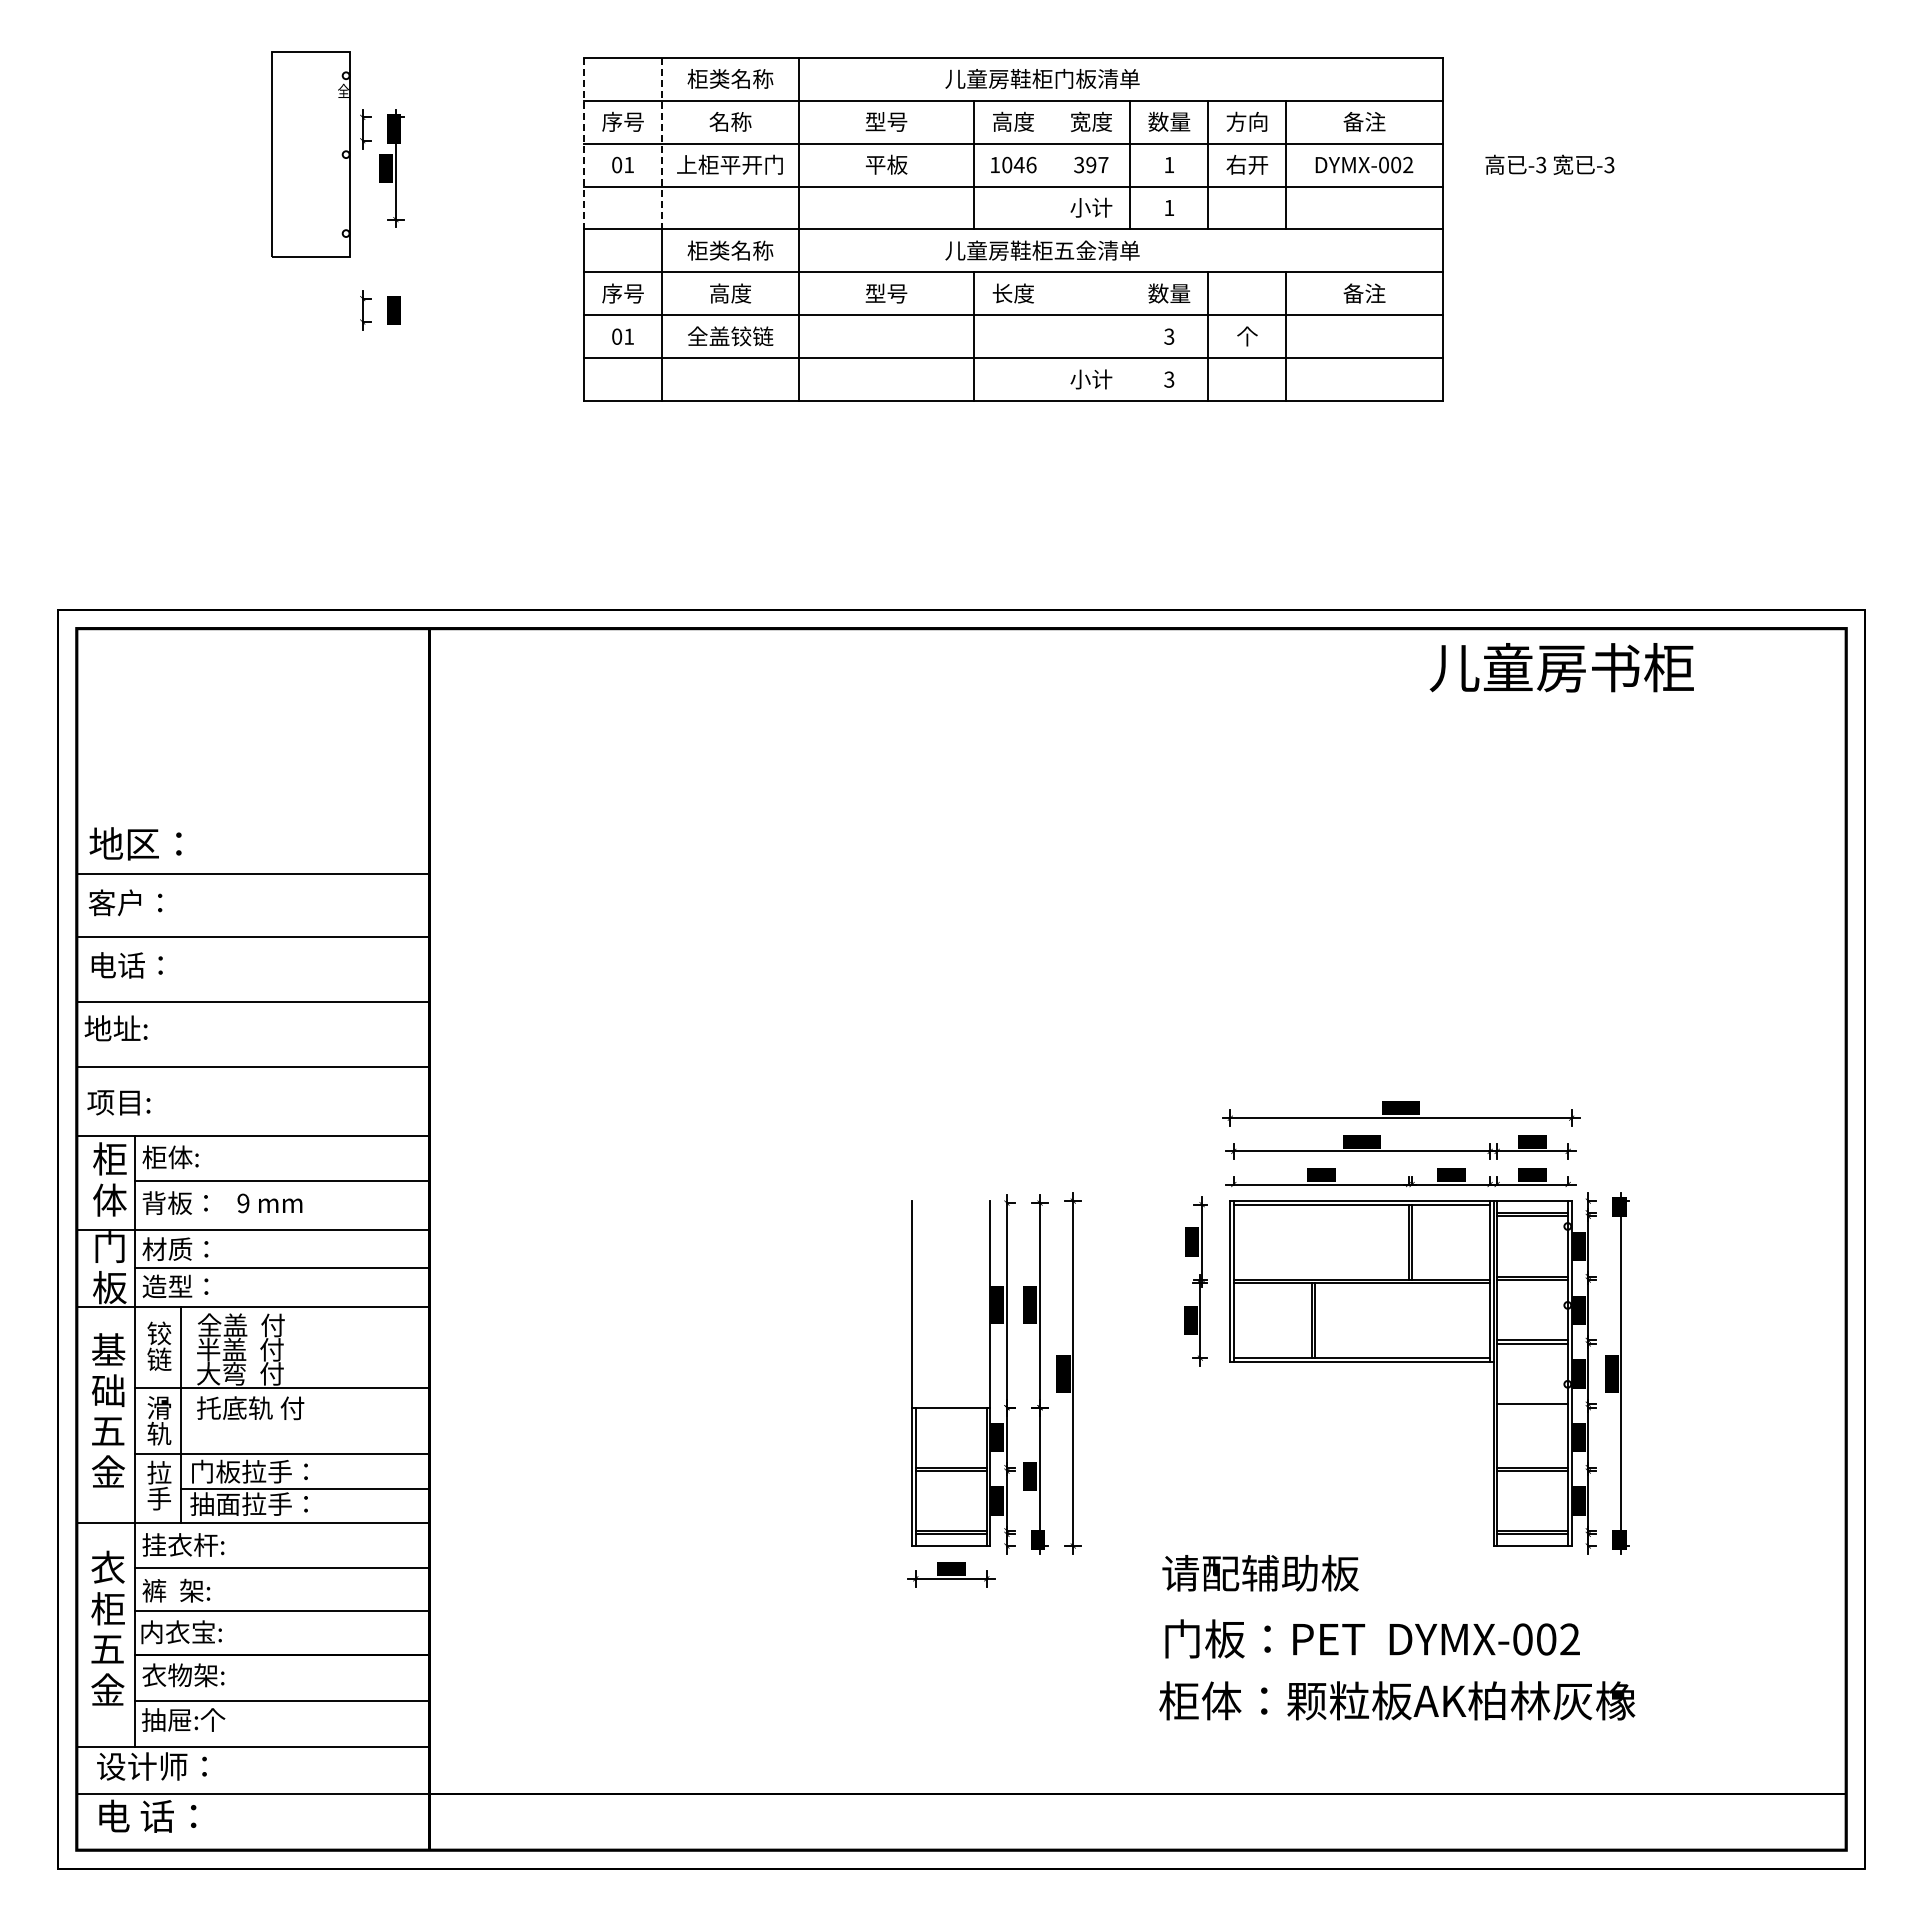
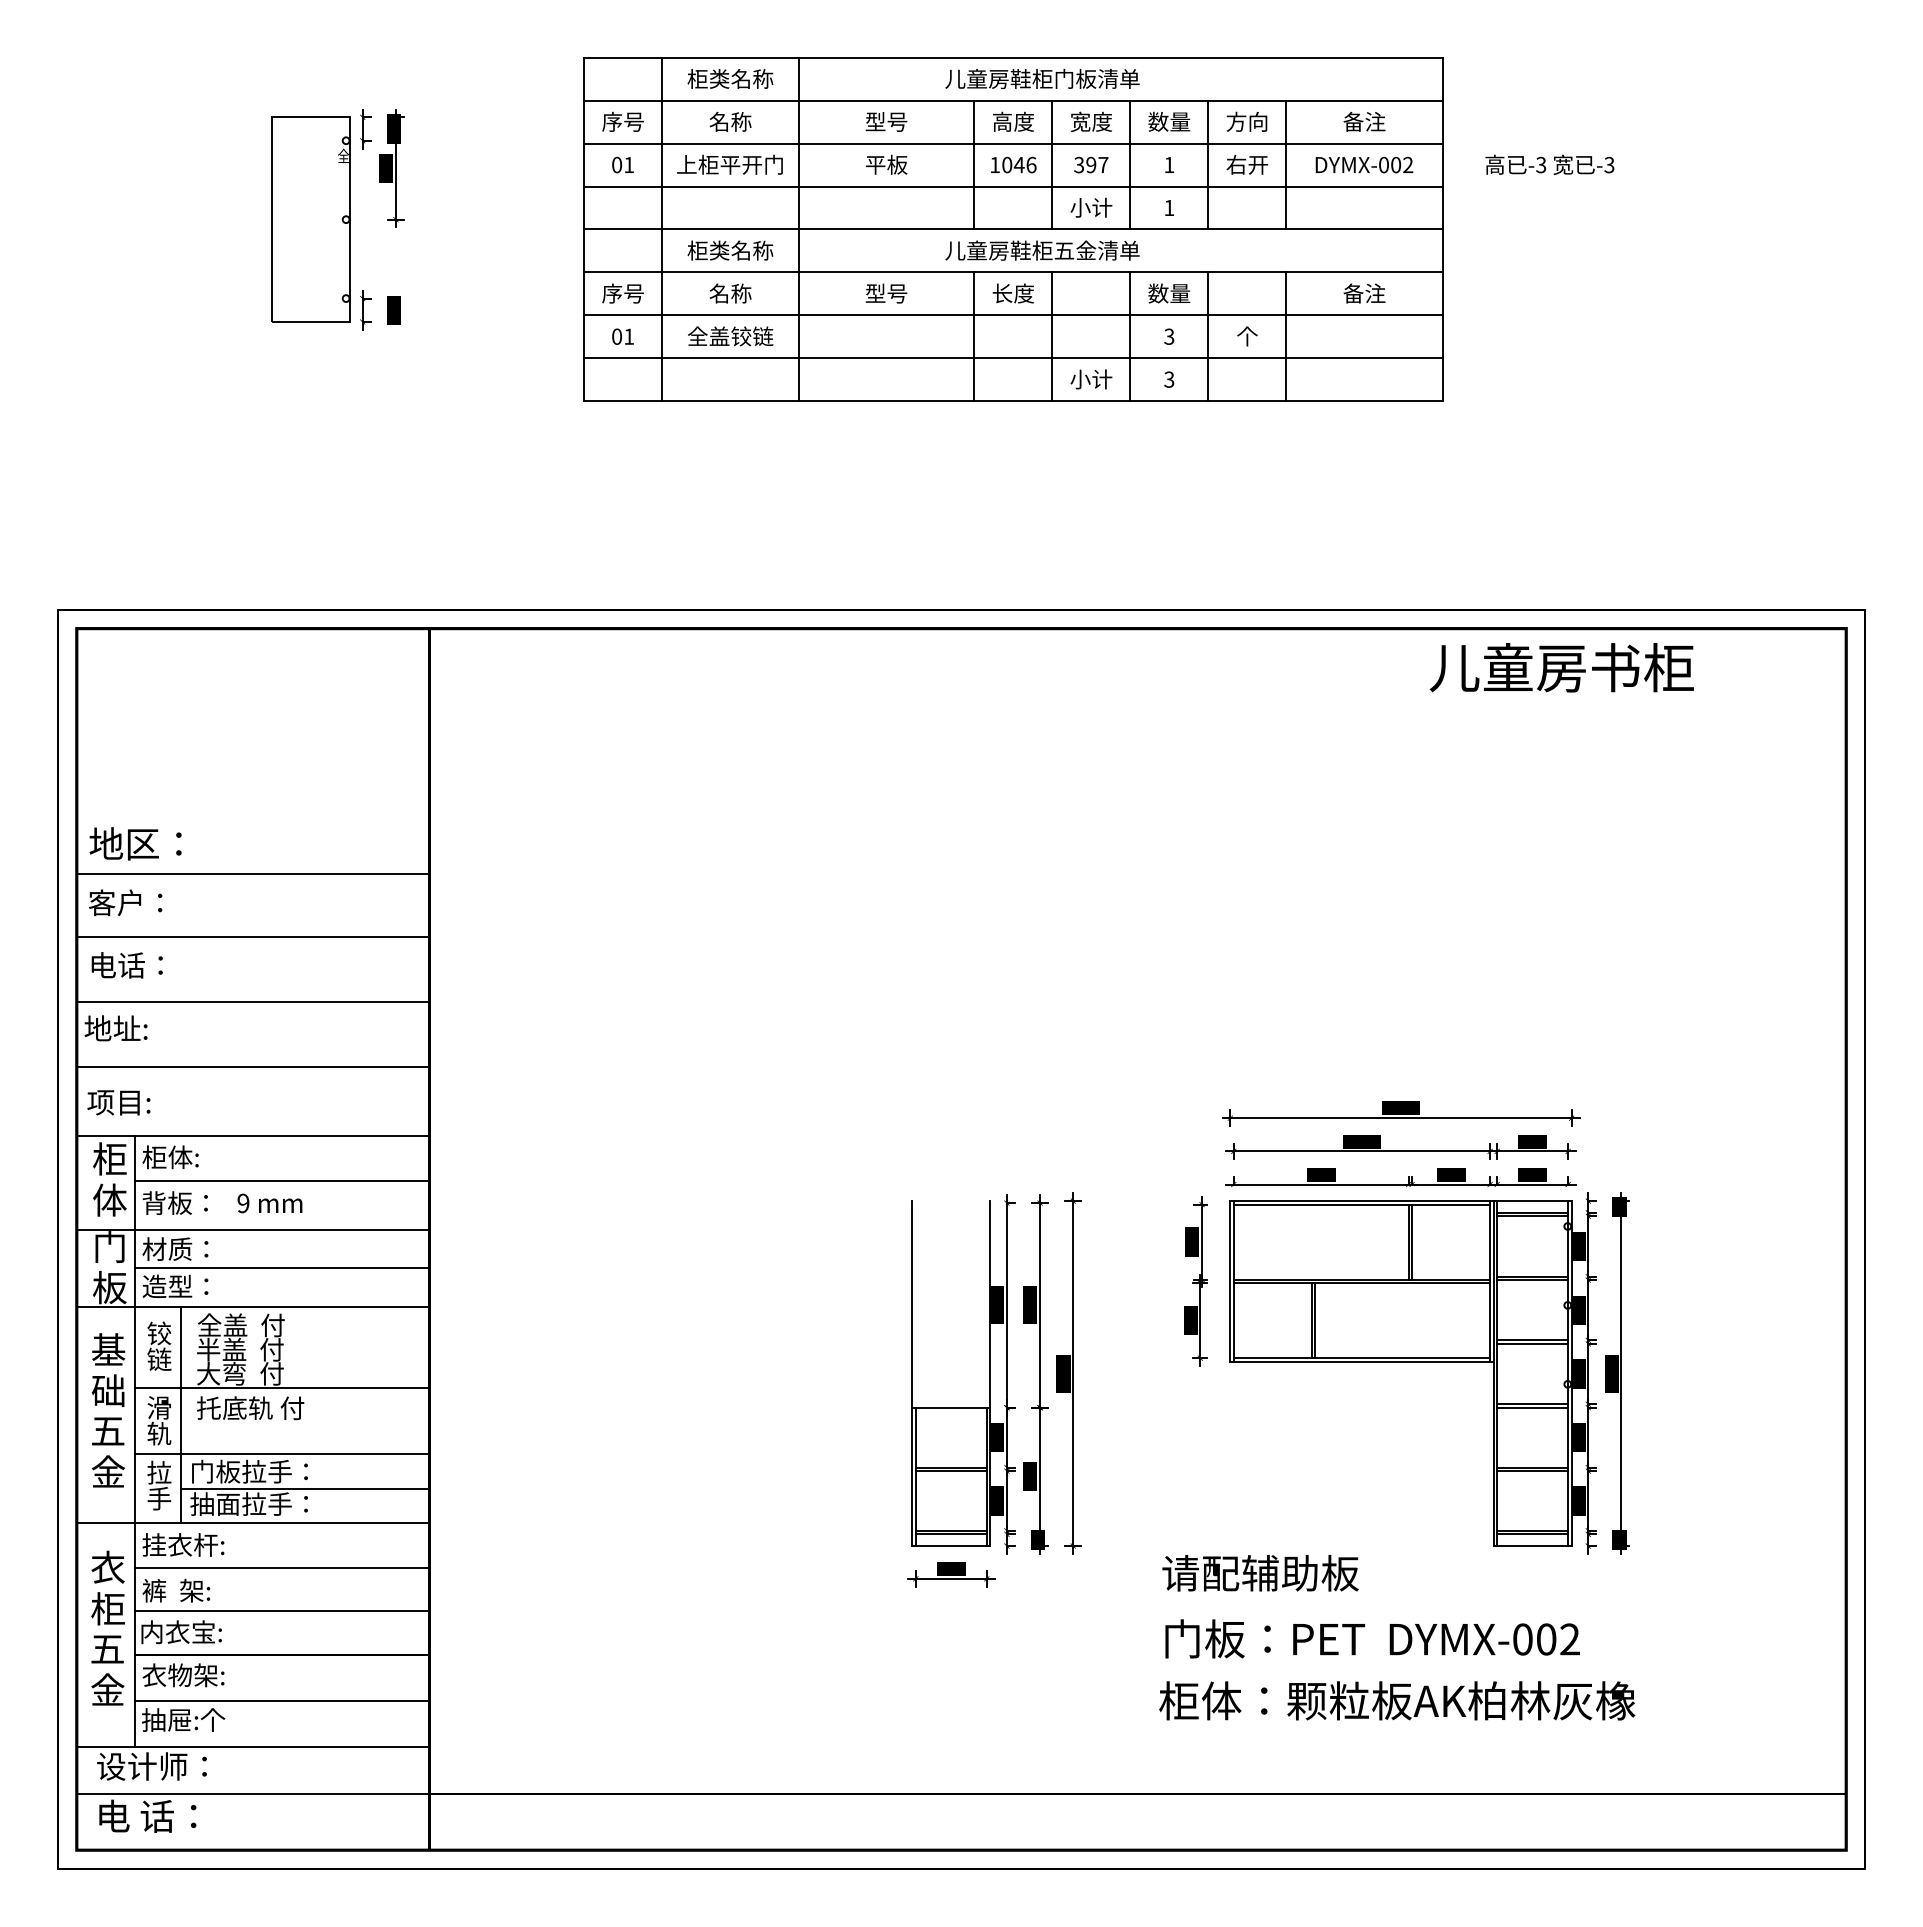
line: dashed -> solid (584, 143)
line: dashed -> solid (662, 143)
part position: (310, 154) -> (310, 219) (310, 219)
line: none -> present (1052, 164)
text: 高度 -> 名称 (730, 293)
line: none -> present (1052, 336)
line: none -> present (1130, 336)
line: none -> present (1532, 1407)
